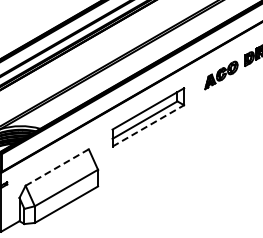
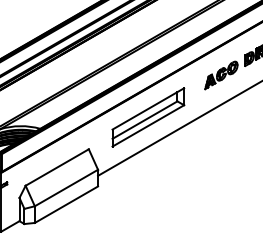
line: dashed -> solid (148, 125)
line: none -> present (178, 128)
line: dashed -> solid (56, 167)
